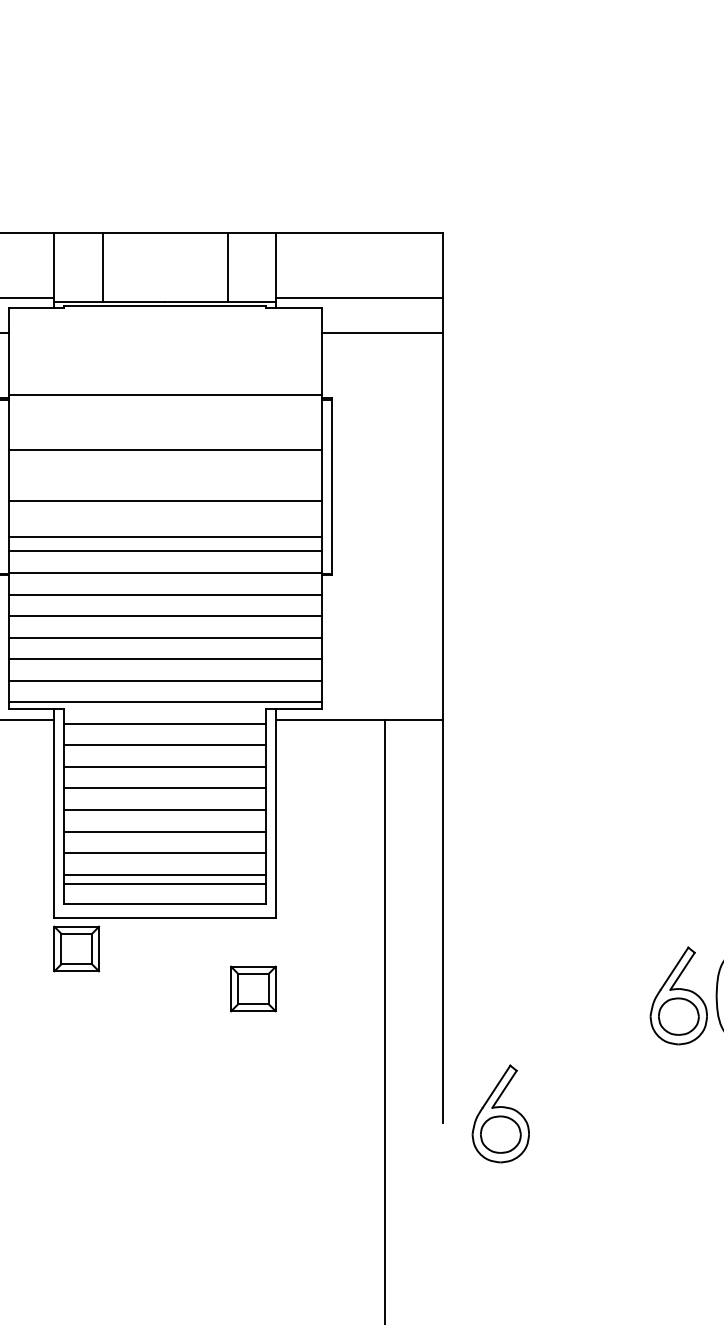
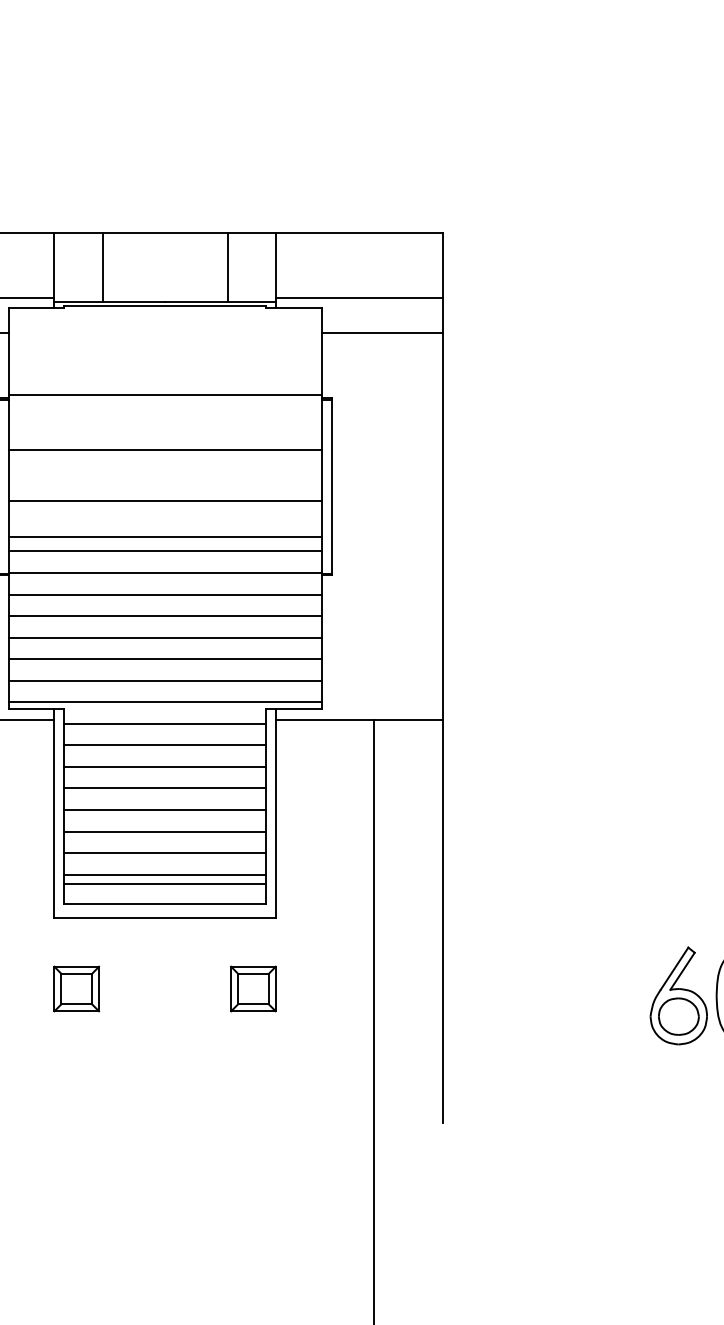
part position: (76, 948) -> (76, 988) (76, 988)
line position: (384, 1020) -> (373, 1020) (373, 1020)
part: present -> none (500, 1113)
